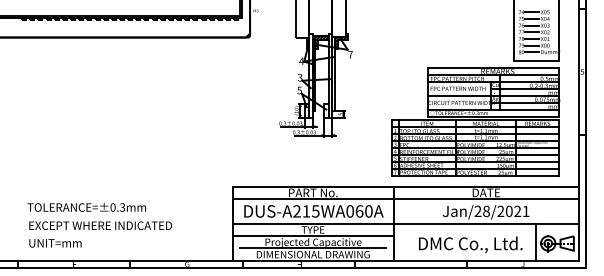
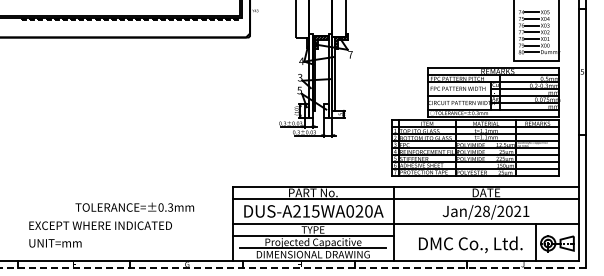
text position: (86, 206) -> (134, 206) (134, 206)
text: DUS-A215WA060A -> DUS-A215WA020A (359, 211)
line: solid -> dashed (293, 267)
